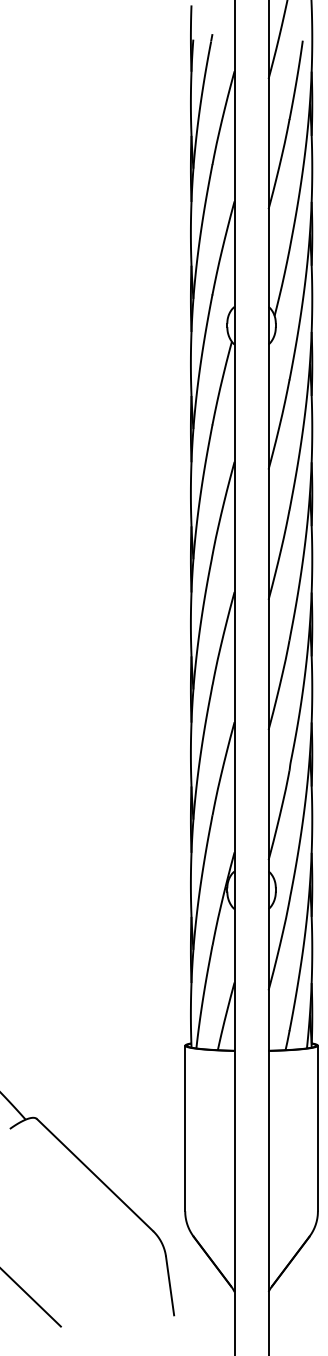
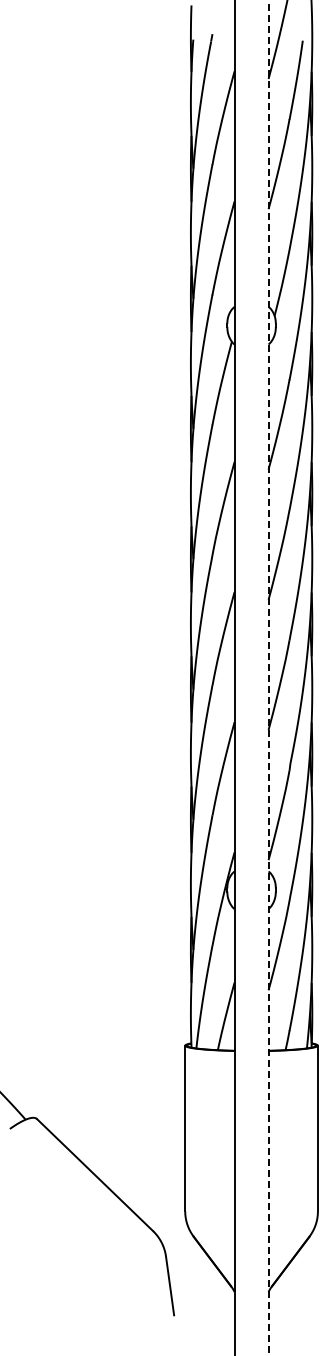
line: solid -> dashed (268, 677)
line: present -> none (31, 1298)
